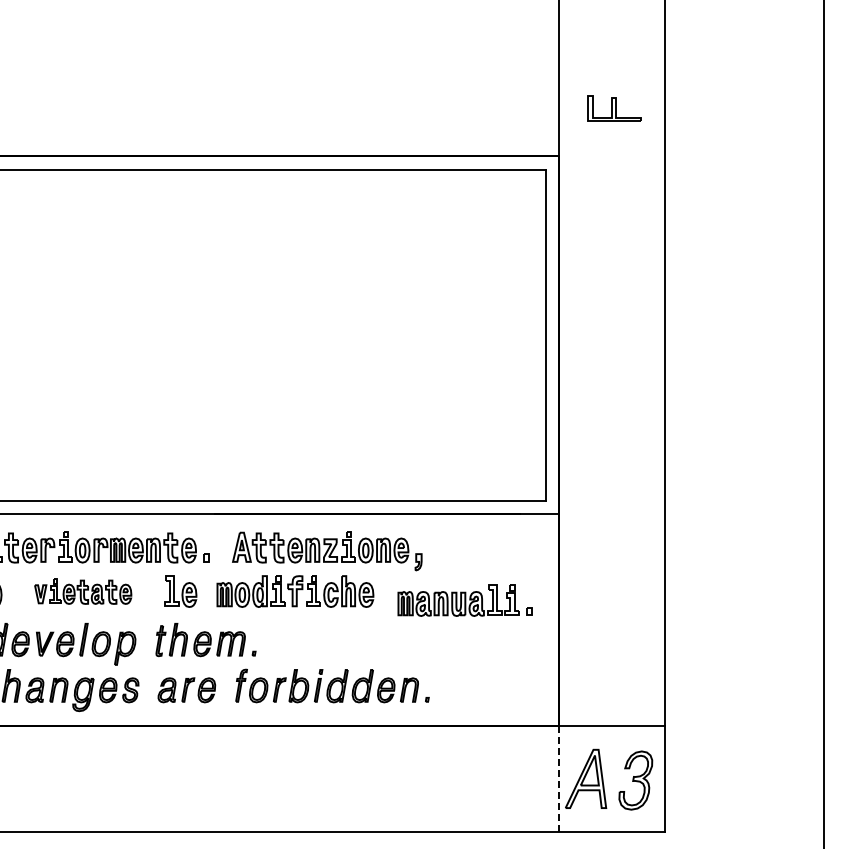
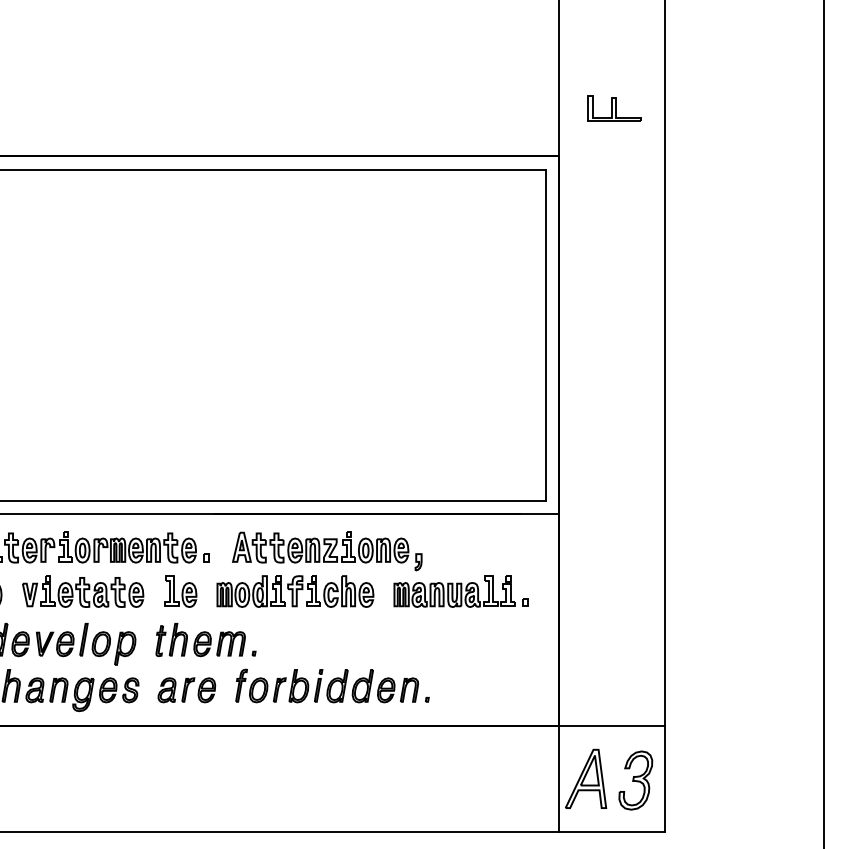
part size: 99x27 px -> 123x33 px (83, 591)
part position: (464, 600) -> (460, 591) (460, 591)
line: dashed -> solid (559, 778)
